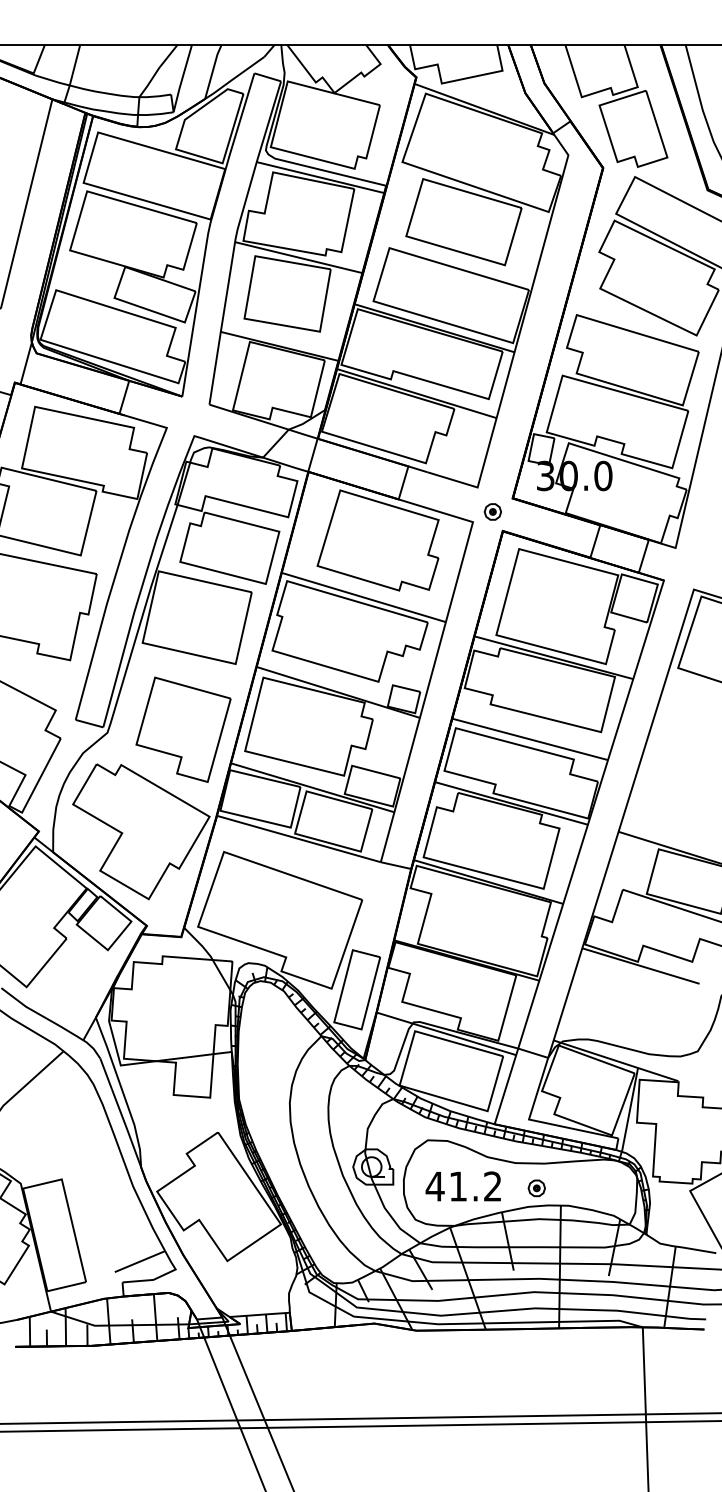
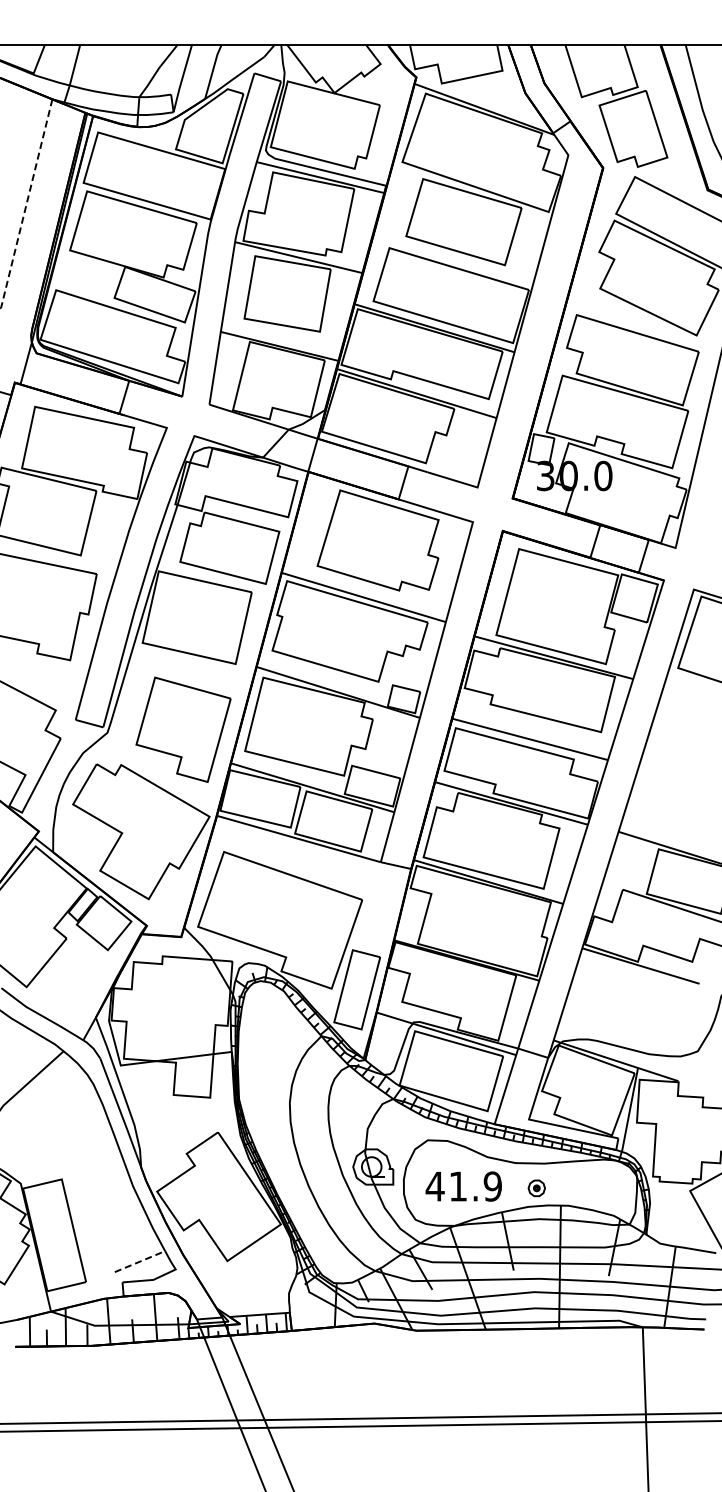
line: solid -> dashed (26, 205)
part: present -> none (492, 511)
text: 41.2 -> 41.9 (492, 1186)
line: solid -> dashed (140, 1261)
